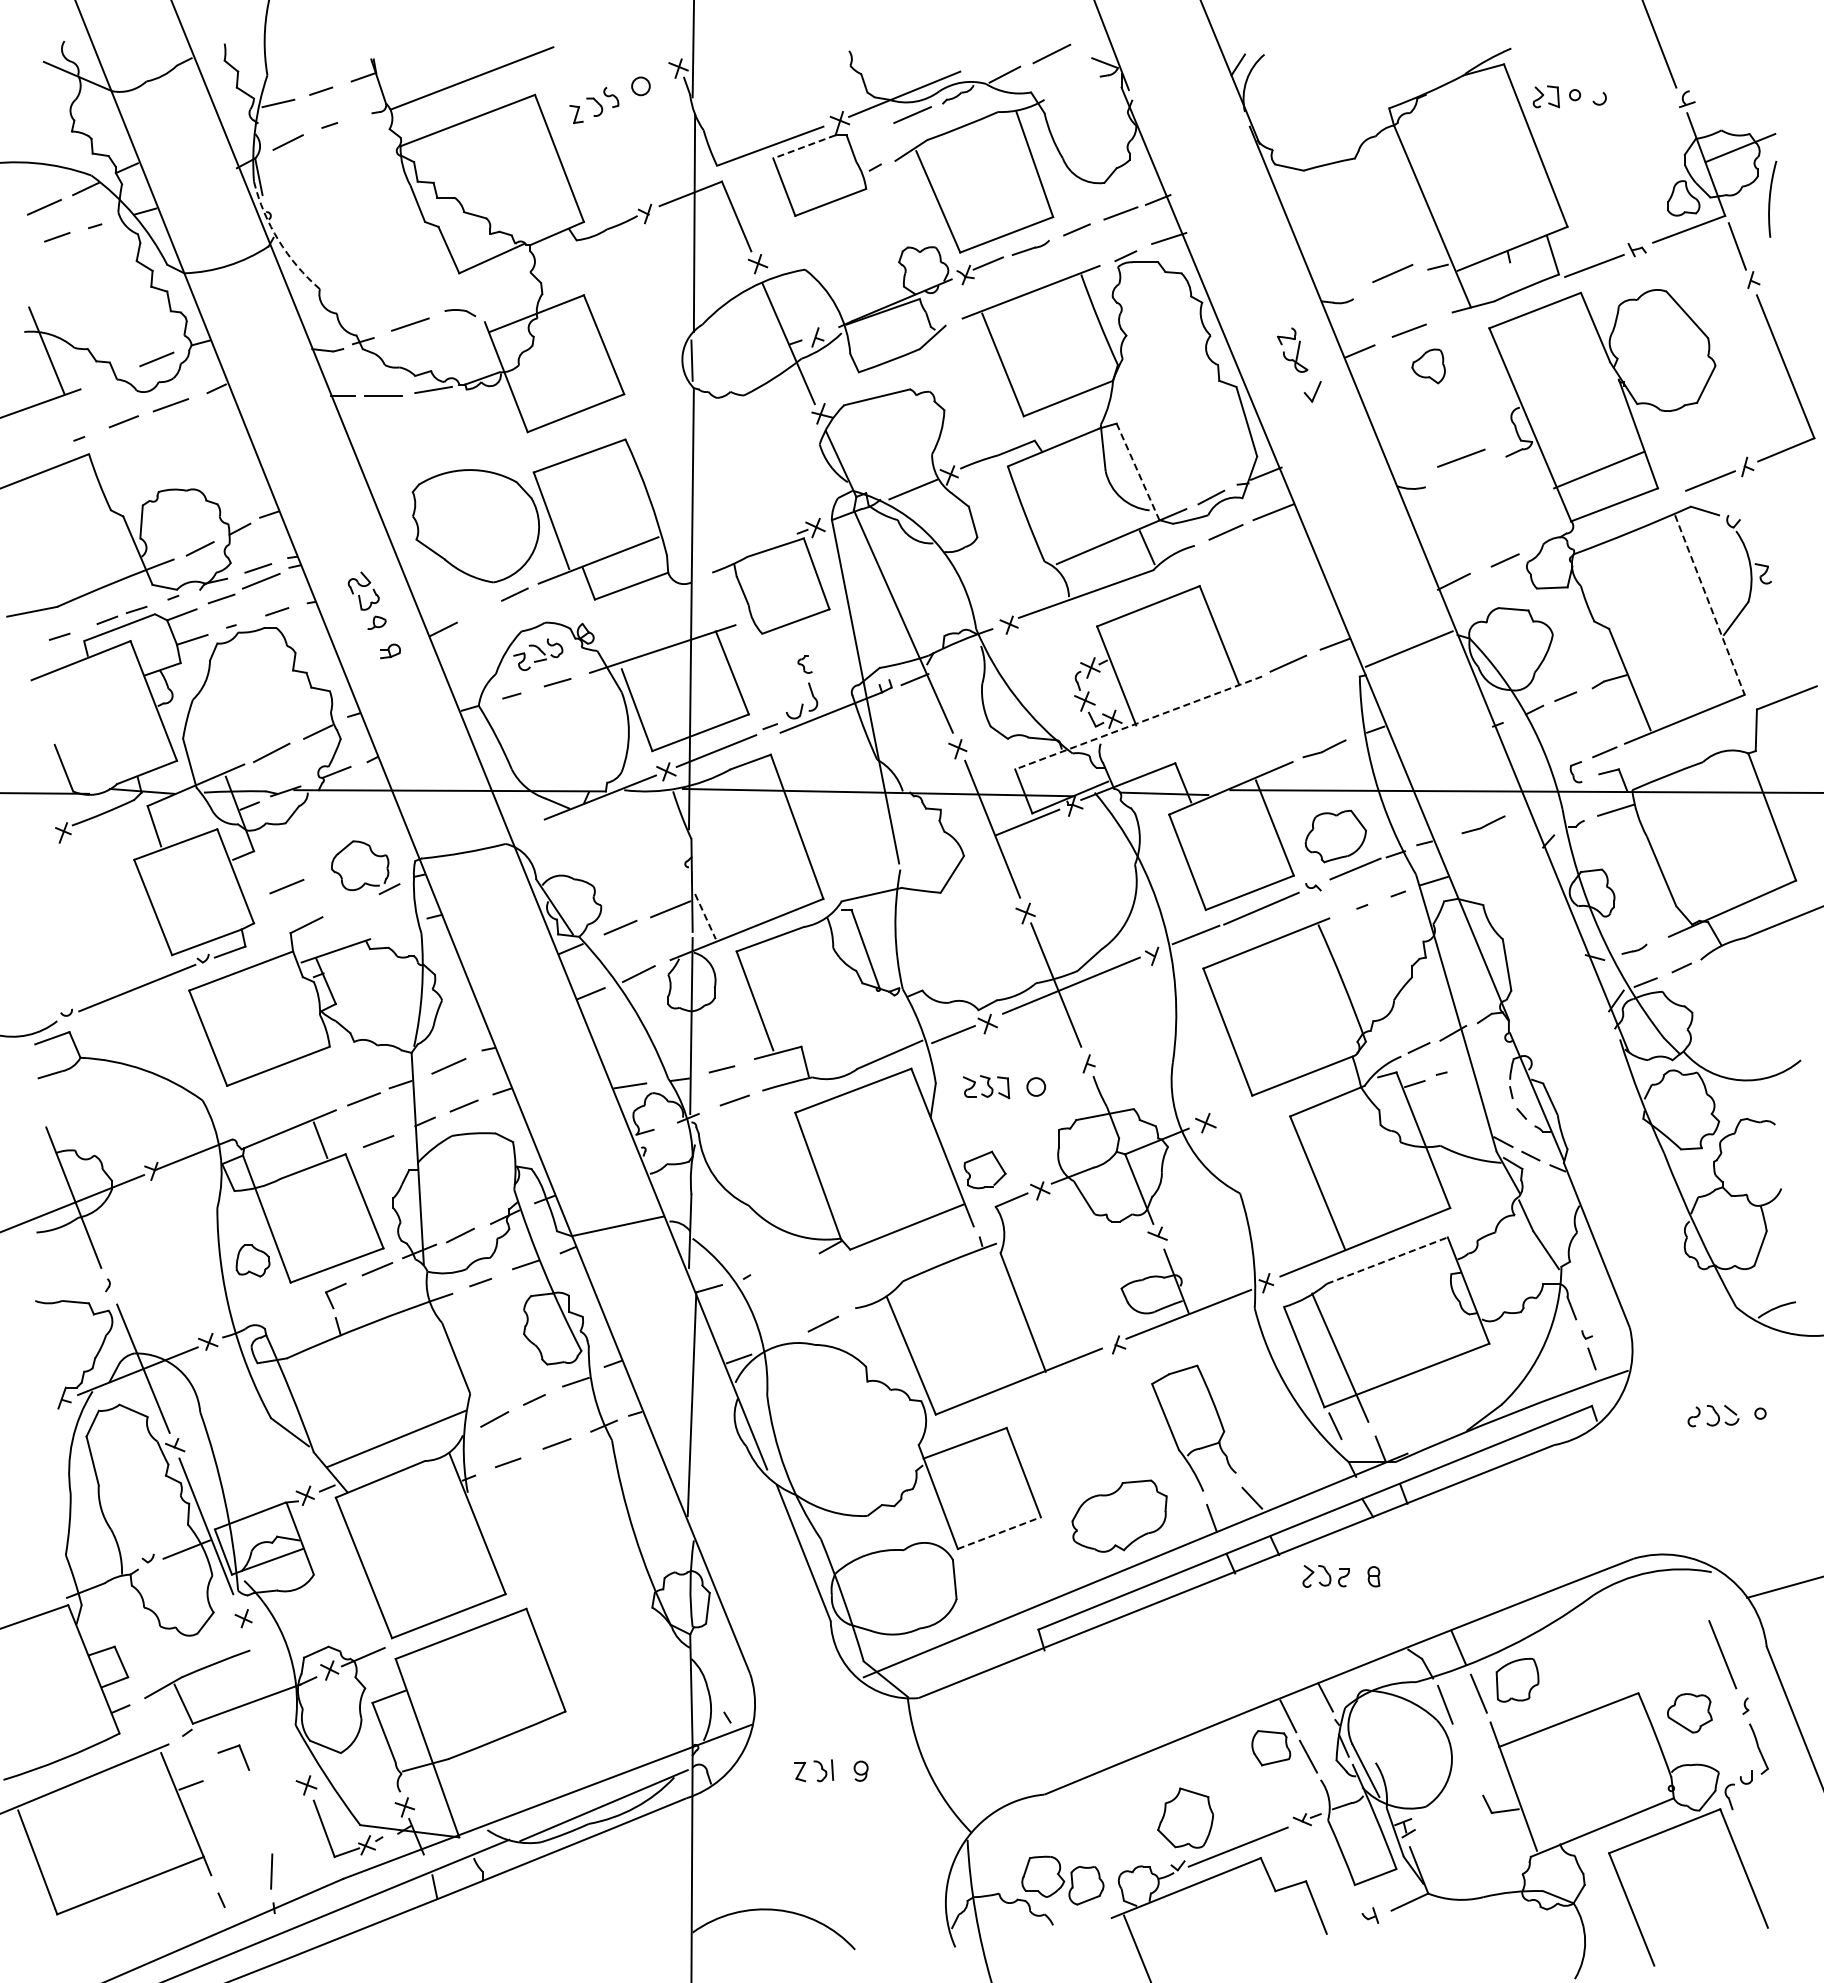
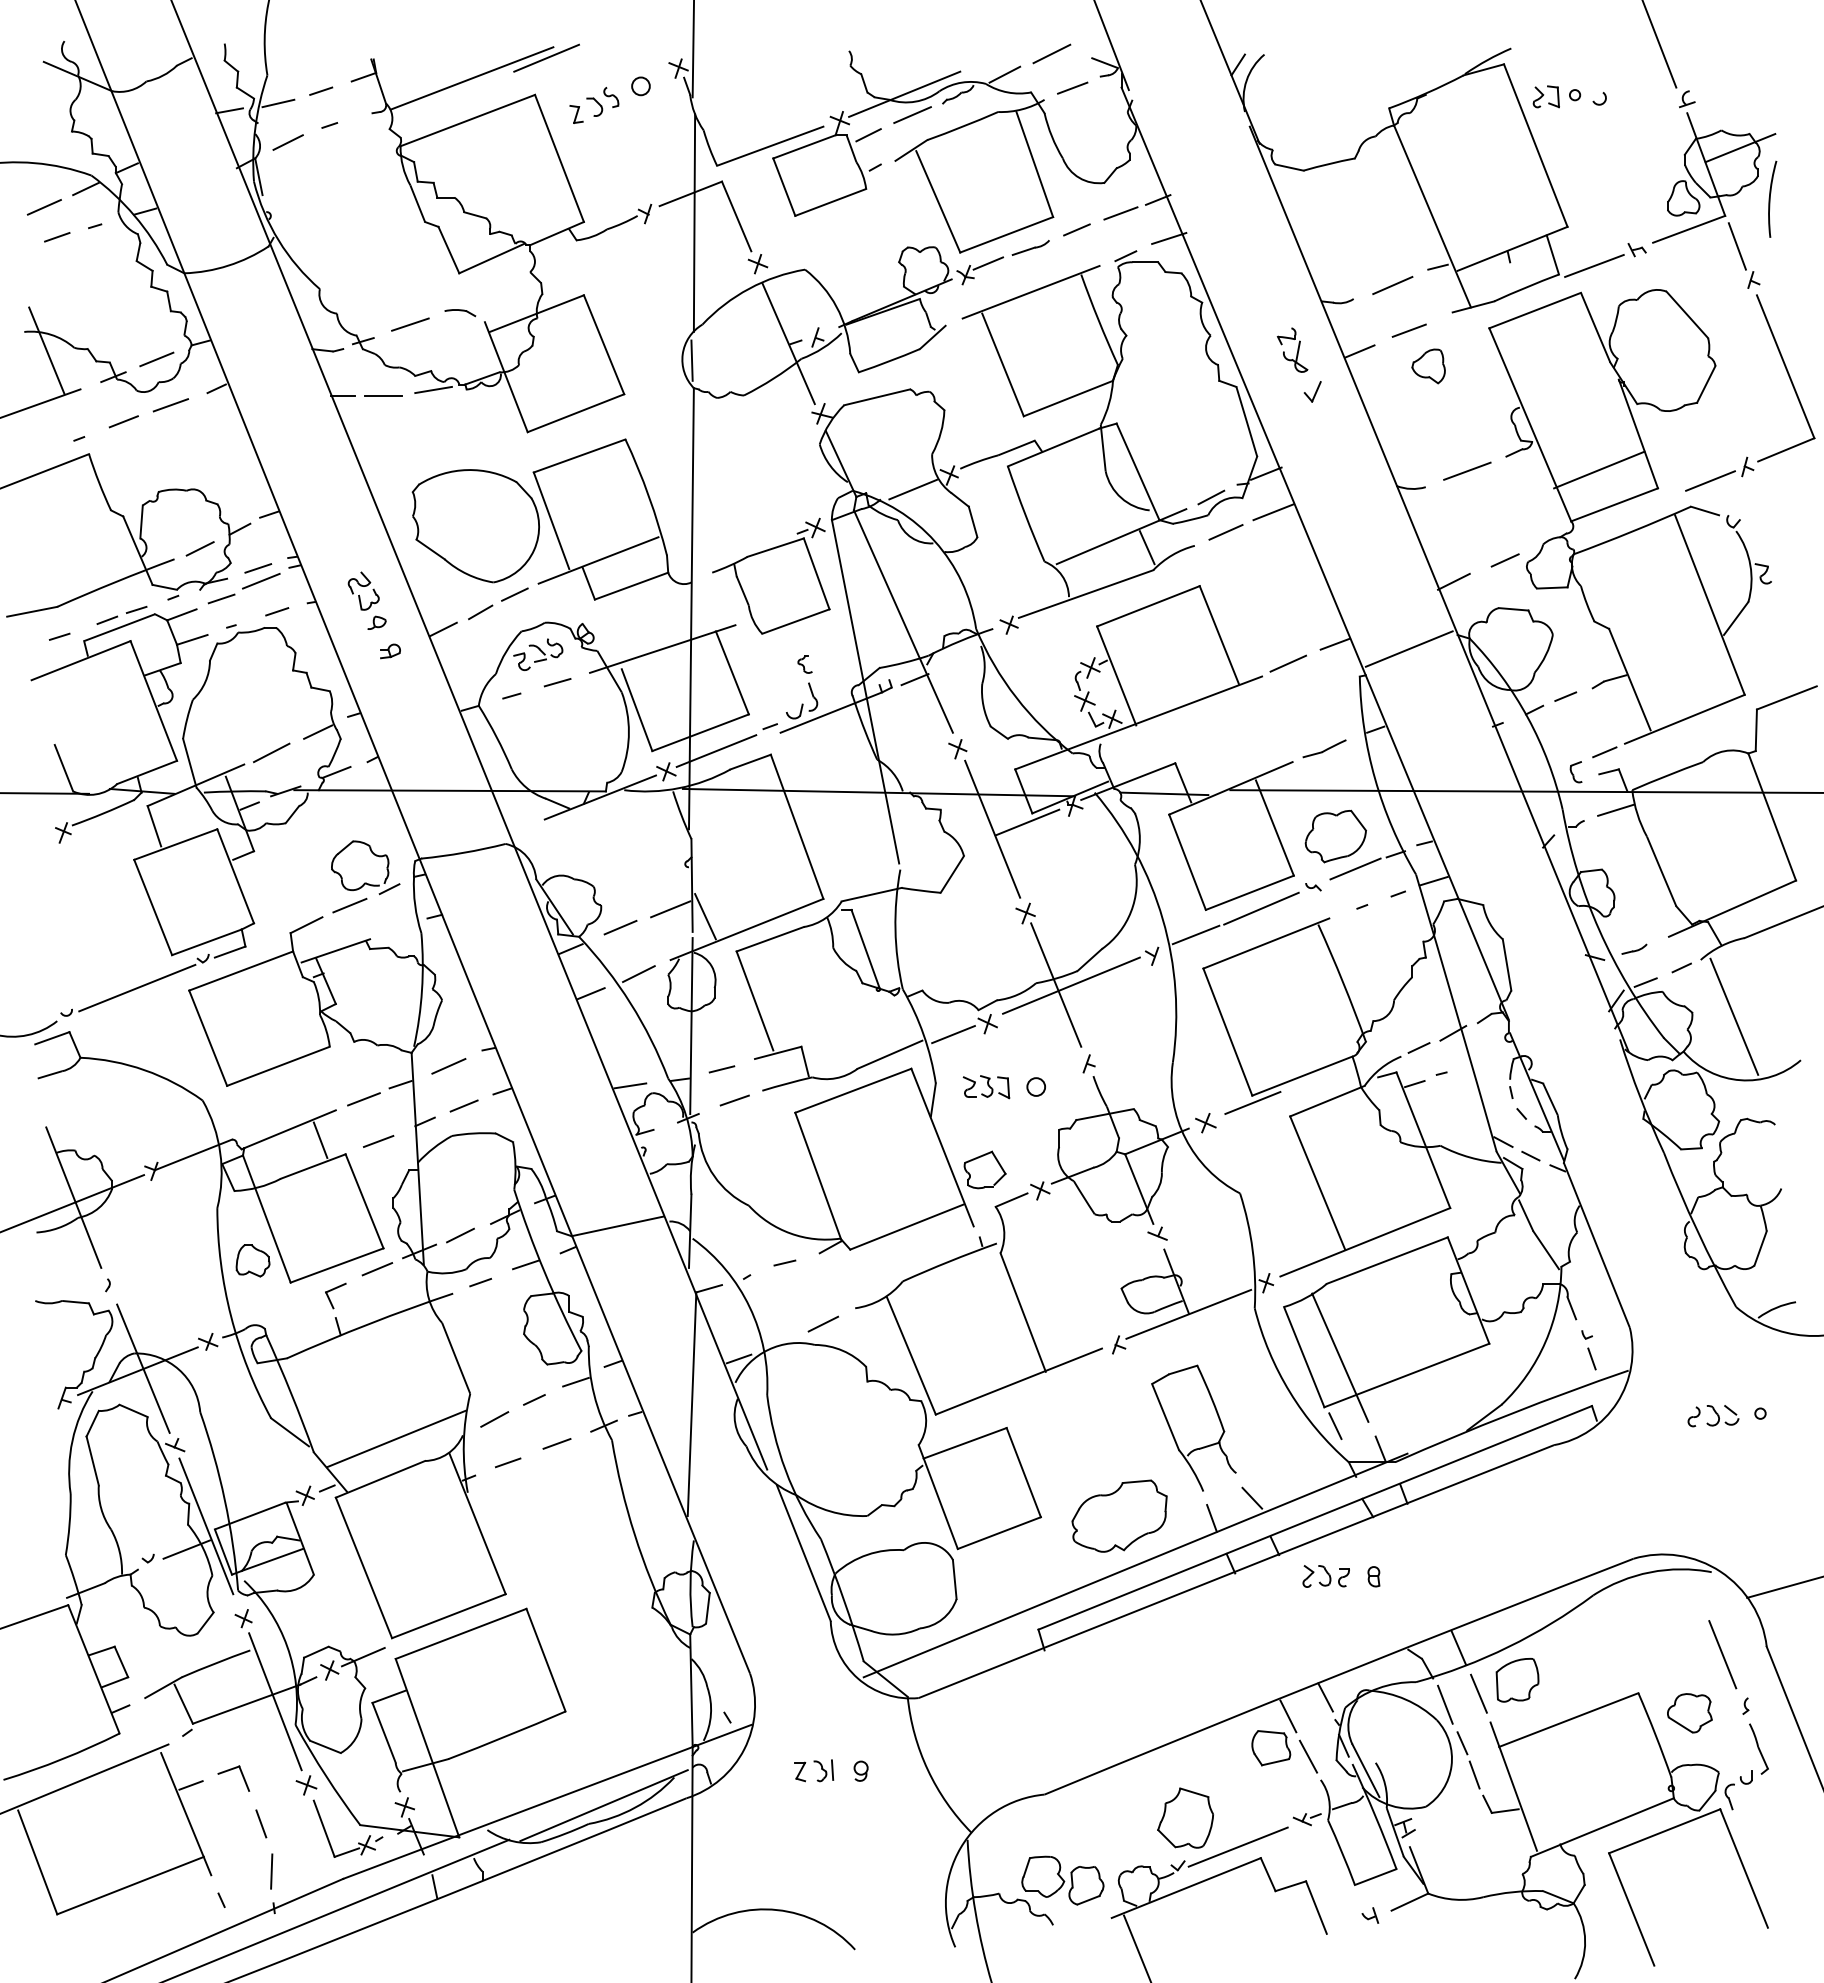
line: none -> present (546, 57)
line: none -> present (1072, 87)
line: none -> present (229, 110)
line: none -> present (868, 135)
line: dashed -> solid (804, 147)
arc: dashed -> solid (278, 240)
line position: (1392, 273) -> (1392, 285) (1392, 285)
line: none -> present (113, 377)
line position: (1461, 457) -> (1467, 470) (1467, 470)
line: dashed -> solid (1138, 471)
line: dashed -> solid (1710, 605)
line: none -> present (480, 612)
line: dashed -> solid (1138, 722)
part: present -> none (1483, 824)
line position: (286, 886) -> (349, 905) (349, 905)
line: dashed -> solid (705, 916)
line: none -> present (1734, 1016)
line: none -> present (1252, 1102)
line: dashed -> solid (1387, 1260)
line: none -> present (784, 1262)
line: dashed -> solid (999, 1532)
line: none -> present (275, 1701)
line: none -> present (1462, 1743)
part position: (231, 1749) -> (231, 1770) (231, 1770)
line: none -> present (1474, 1774)
line: none -> present (261, 1823)
